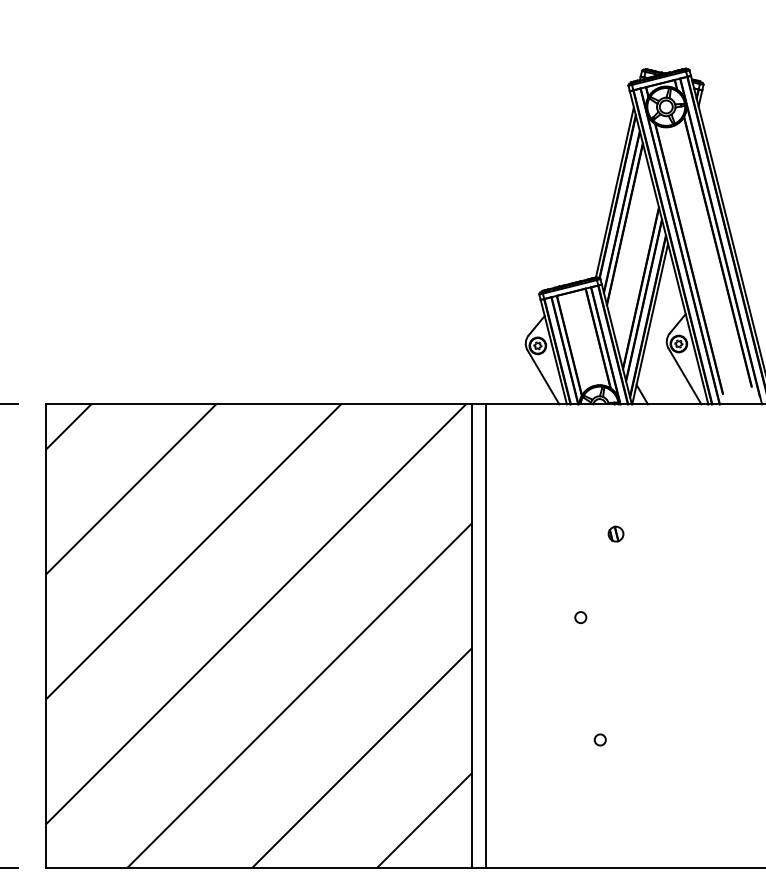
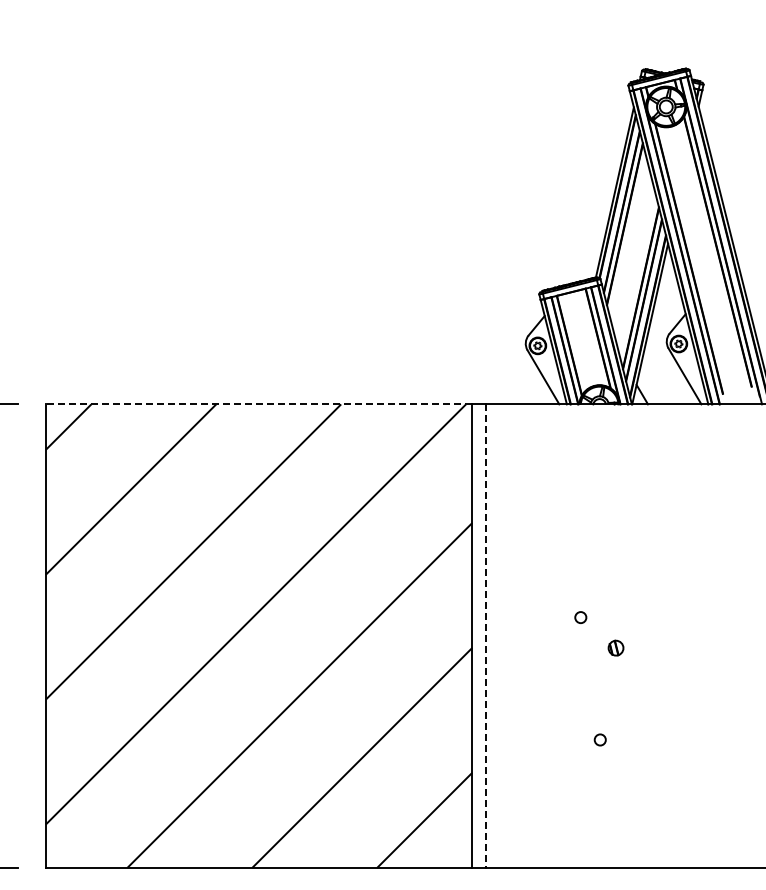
line: solid -> dashed (258, 404)
part position: (615, 533) -> (615, 647) (615, 647)
line: solid -> dashed (486, 636)
